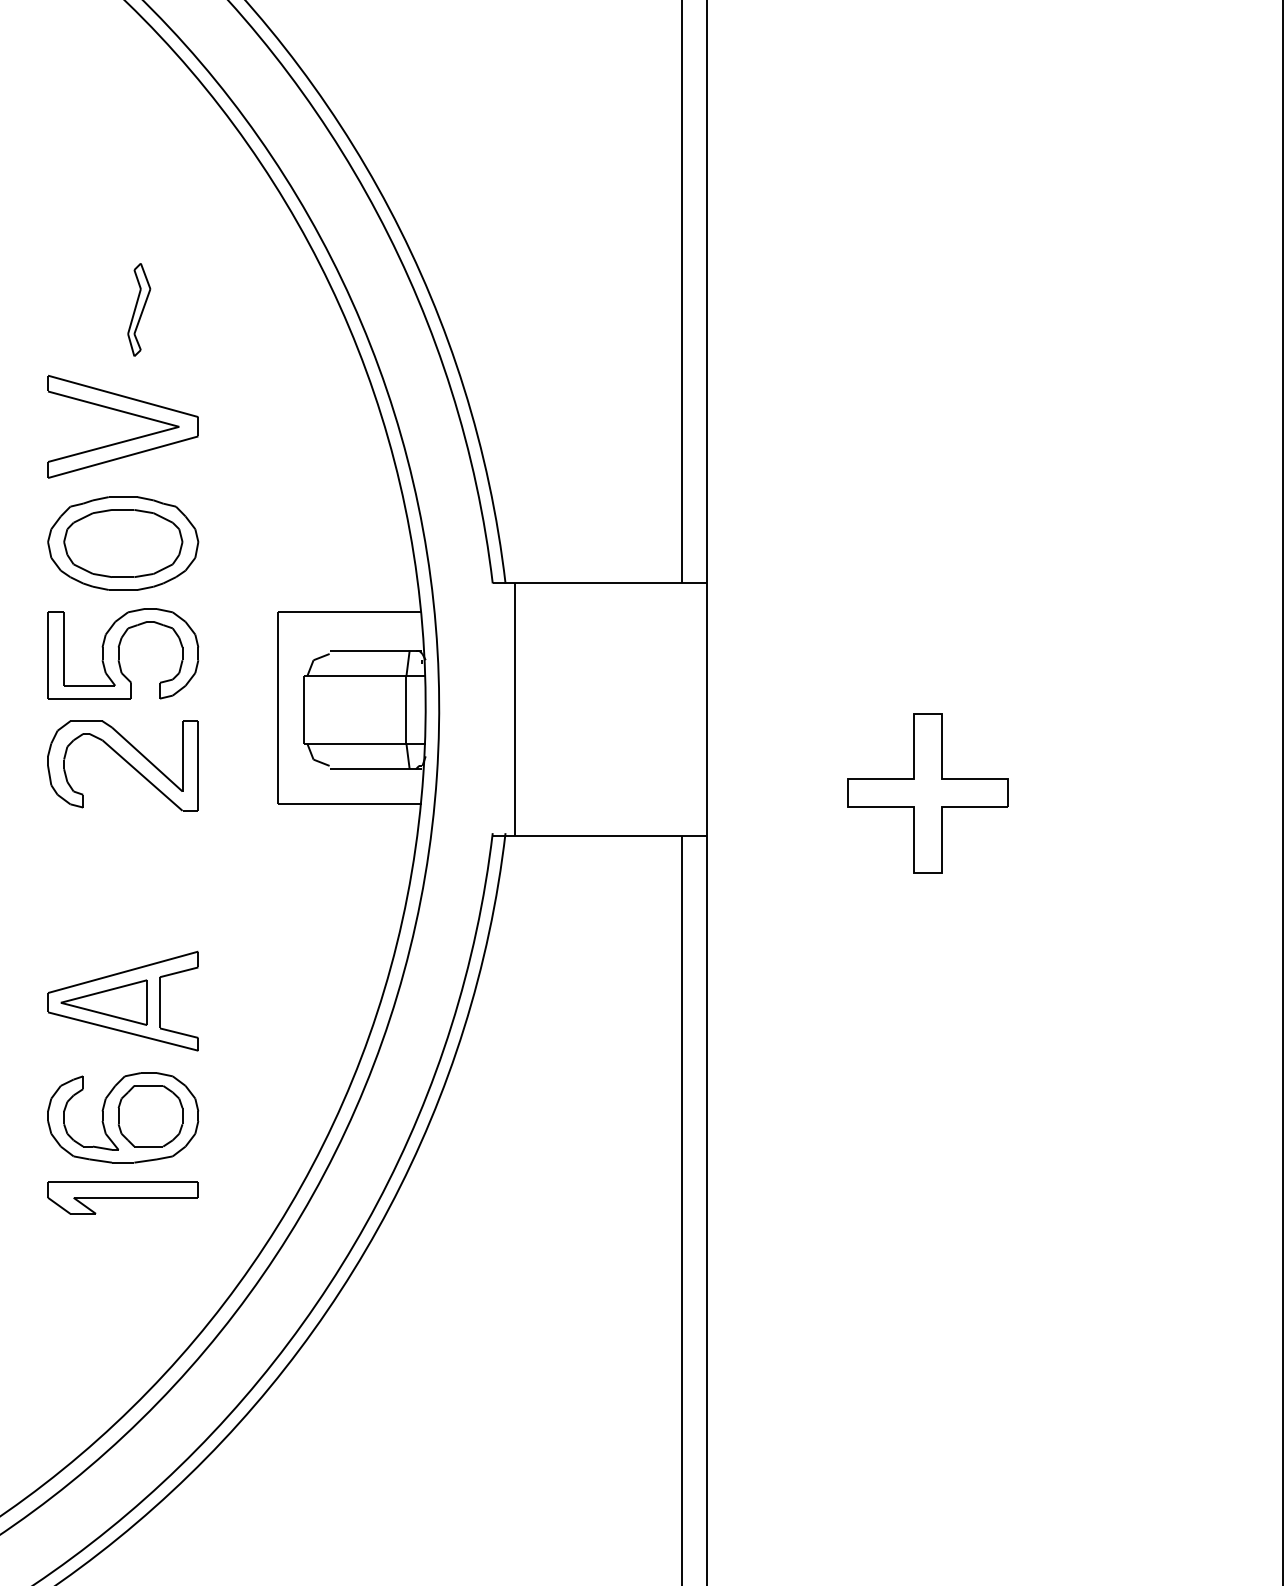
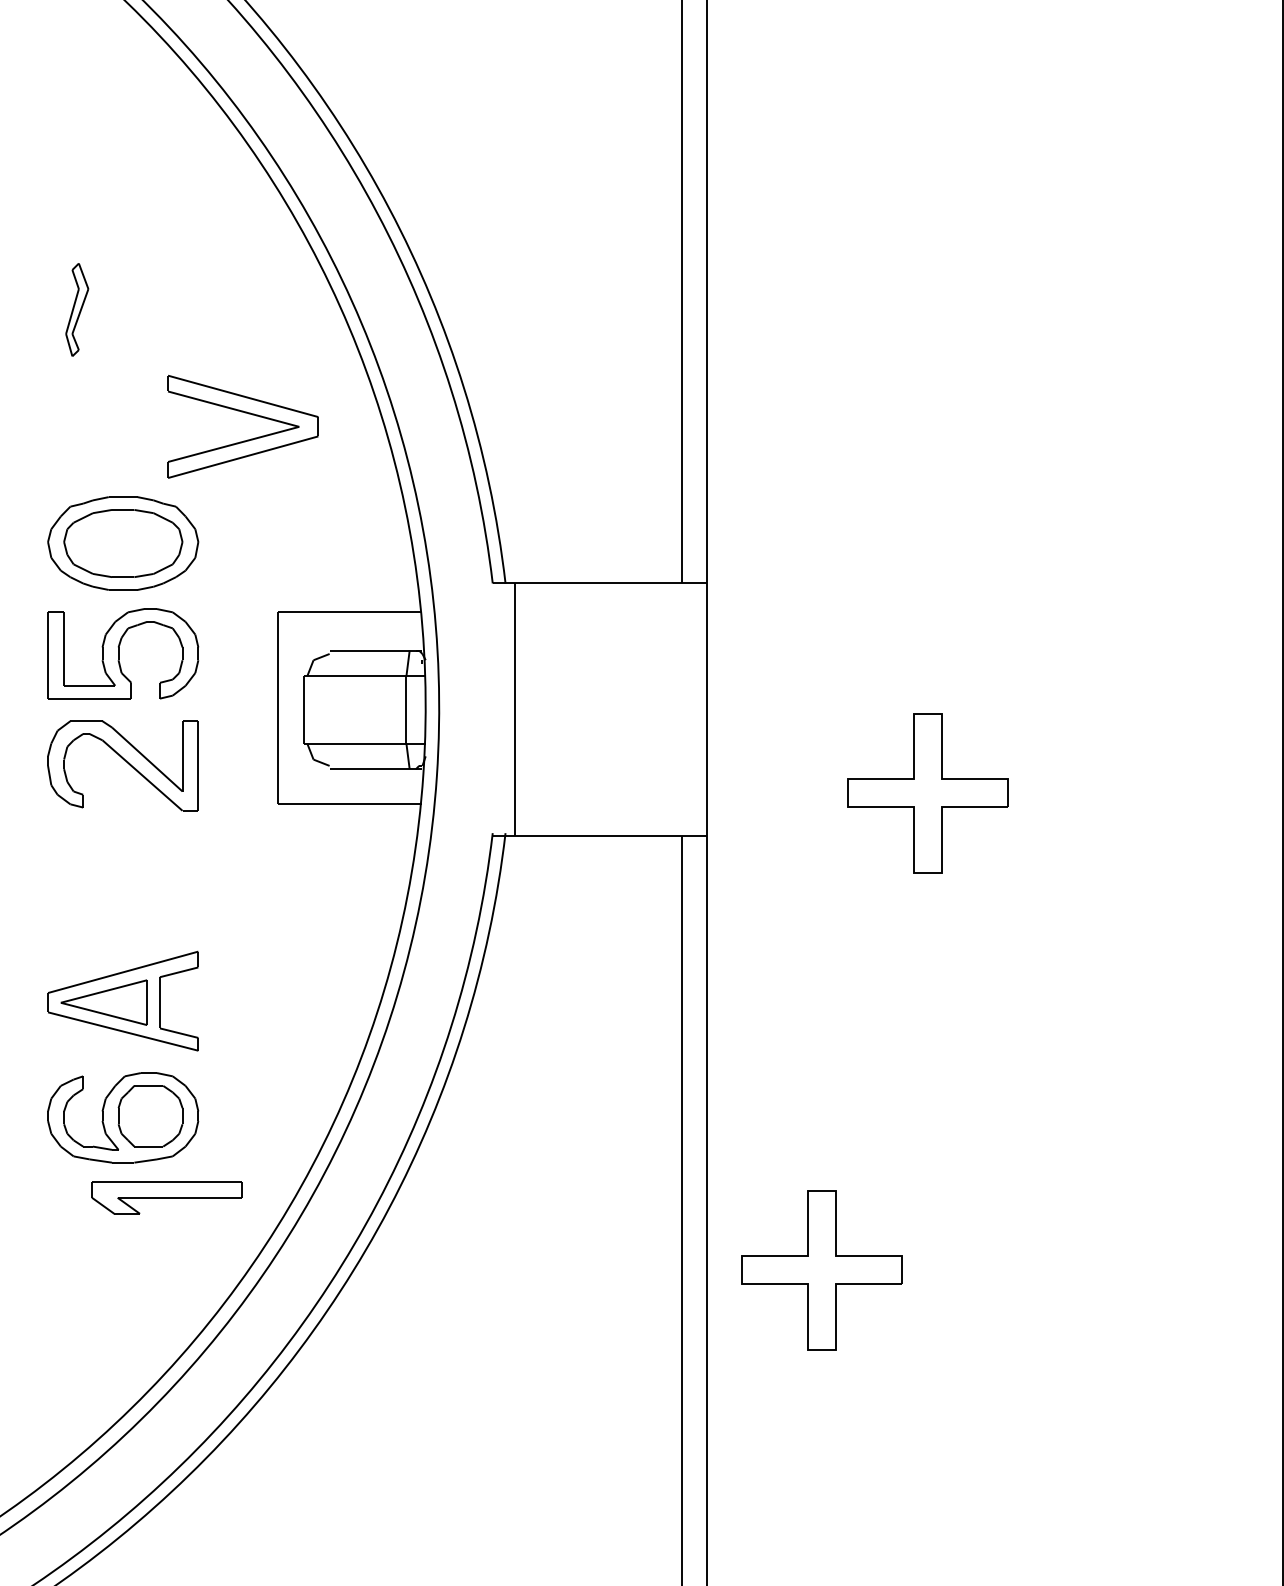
part position: (139, 309) -> (77, 309) (77, 309)
part position: (125, 413) -> (245, 413) (245, 413)
part position: (122, 1197) -> (166, 1197) (166, 1197)
part: none -> present (821, 1270)
